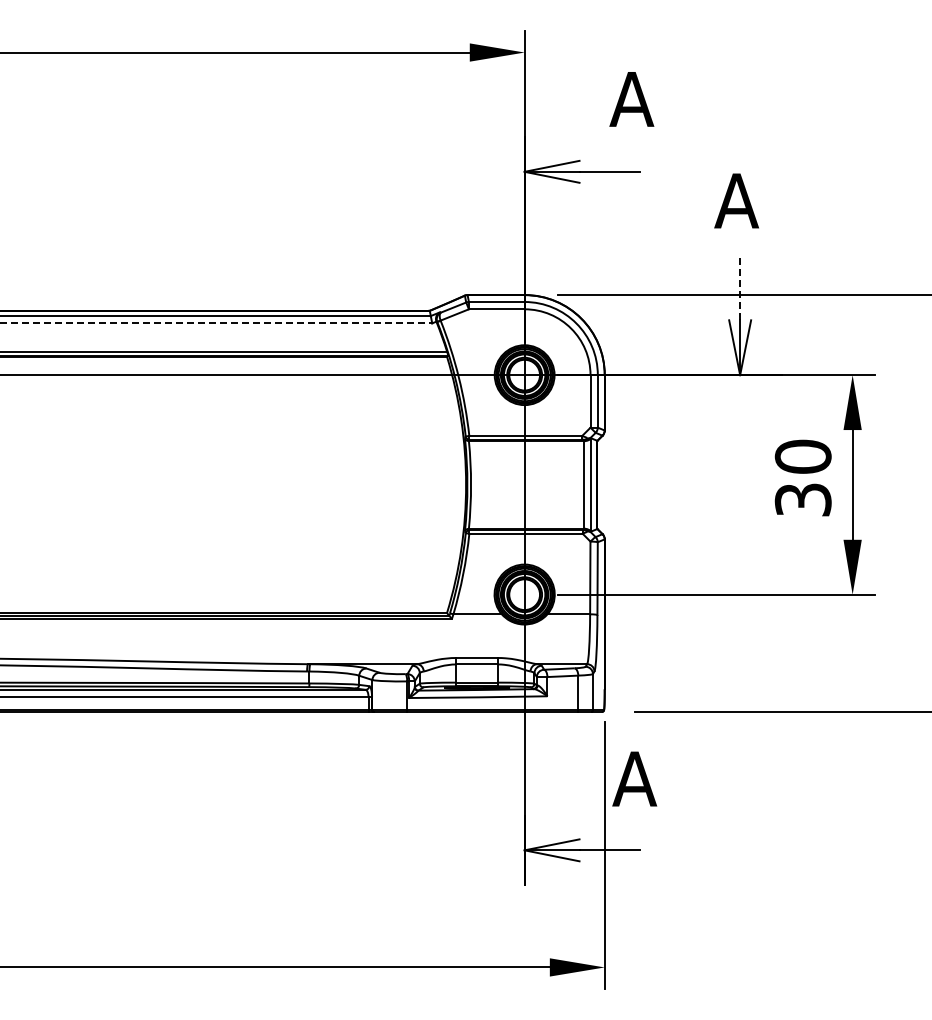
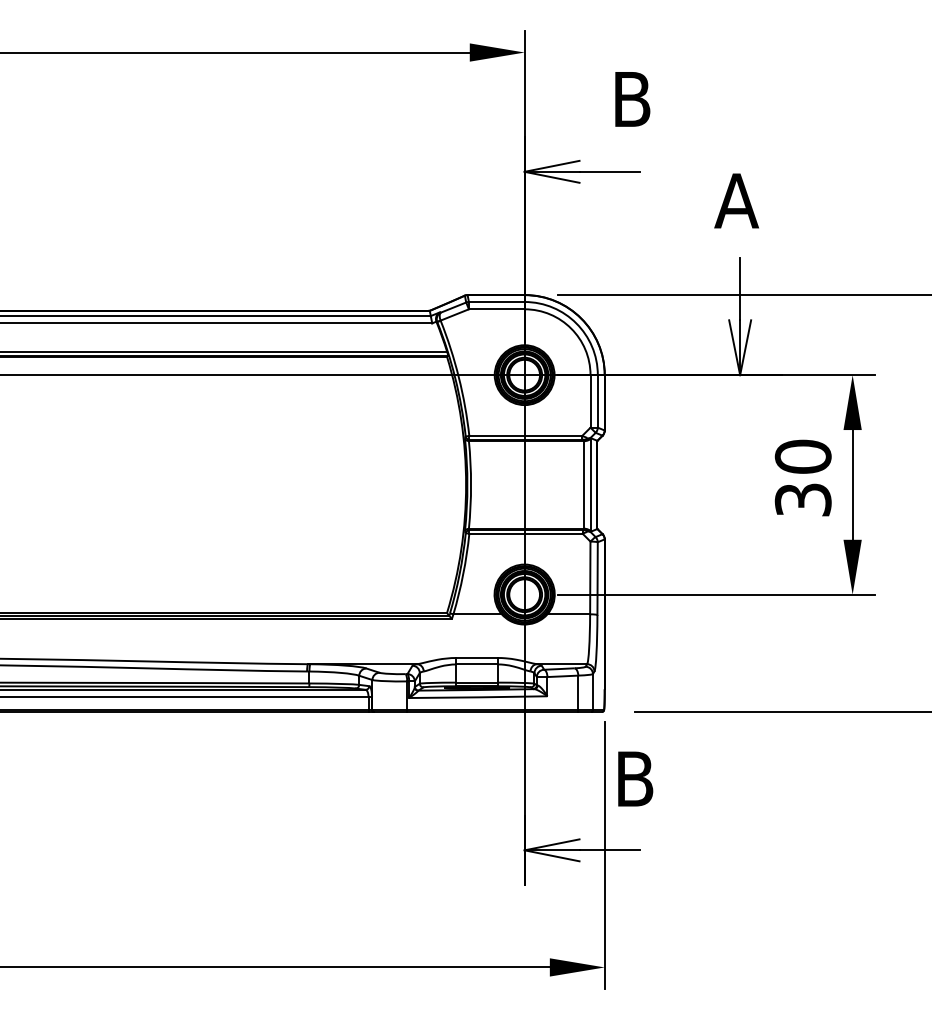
text: A -> B (631, 99)
line: dashed -> solid (740, 289)
line: dashed -> solid (216, 323)
text: A -> B (634, 778)
